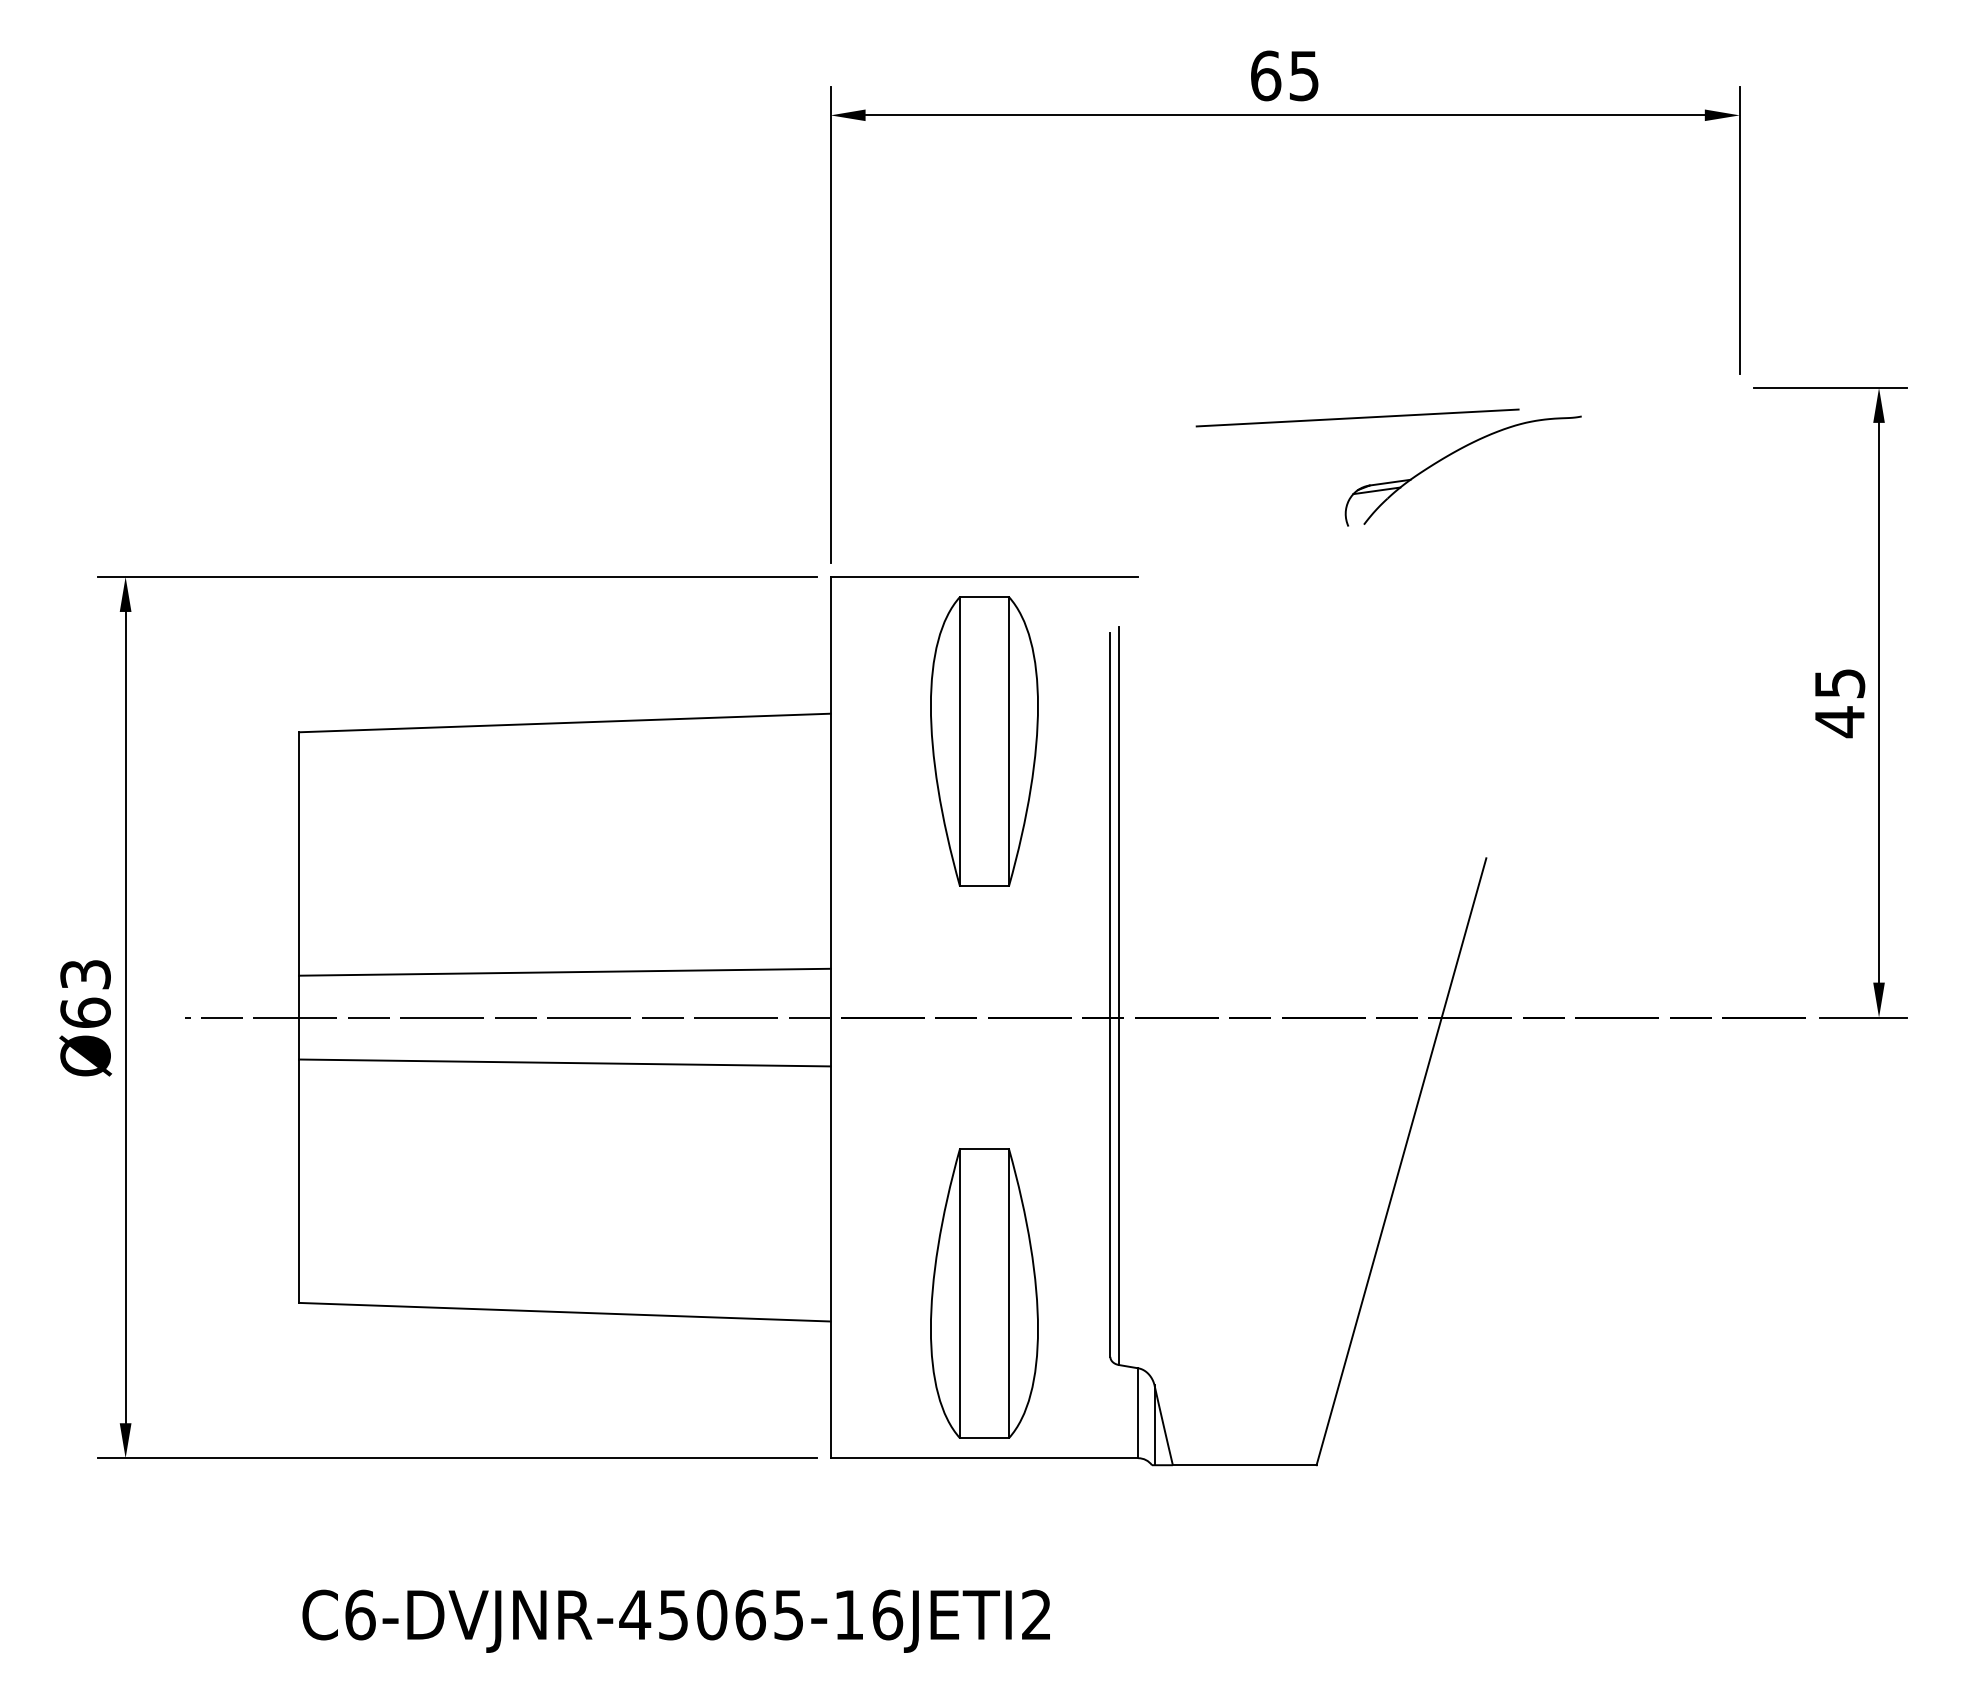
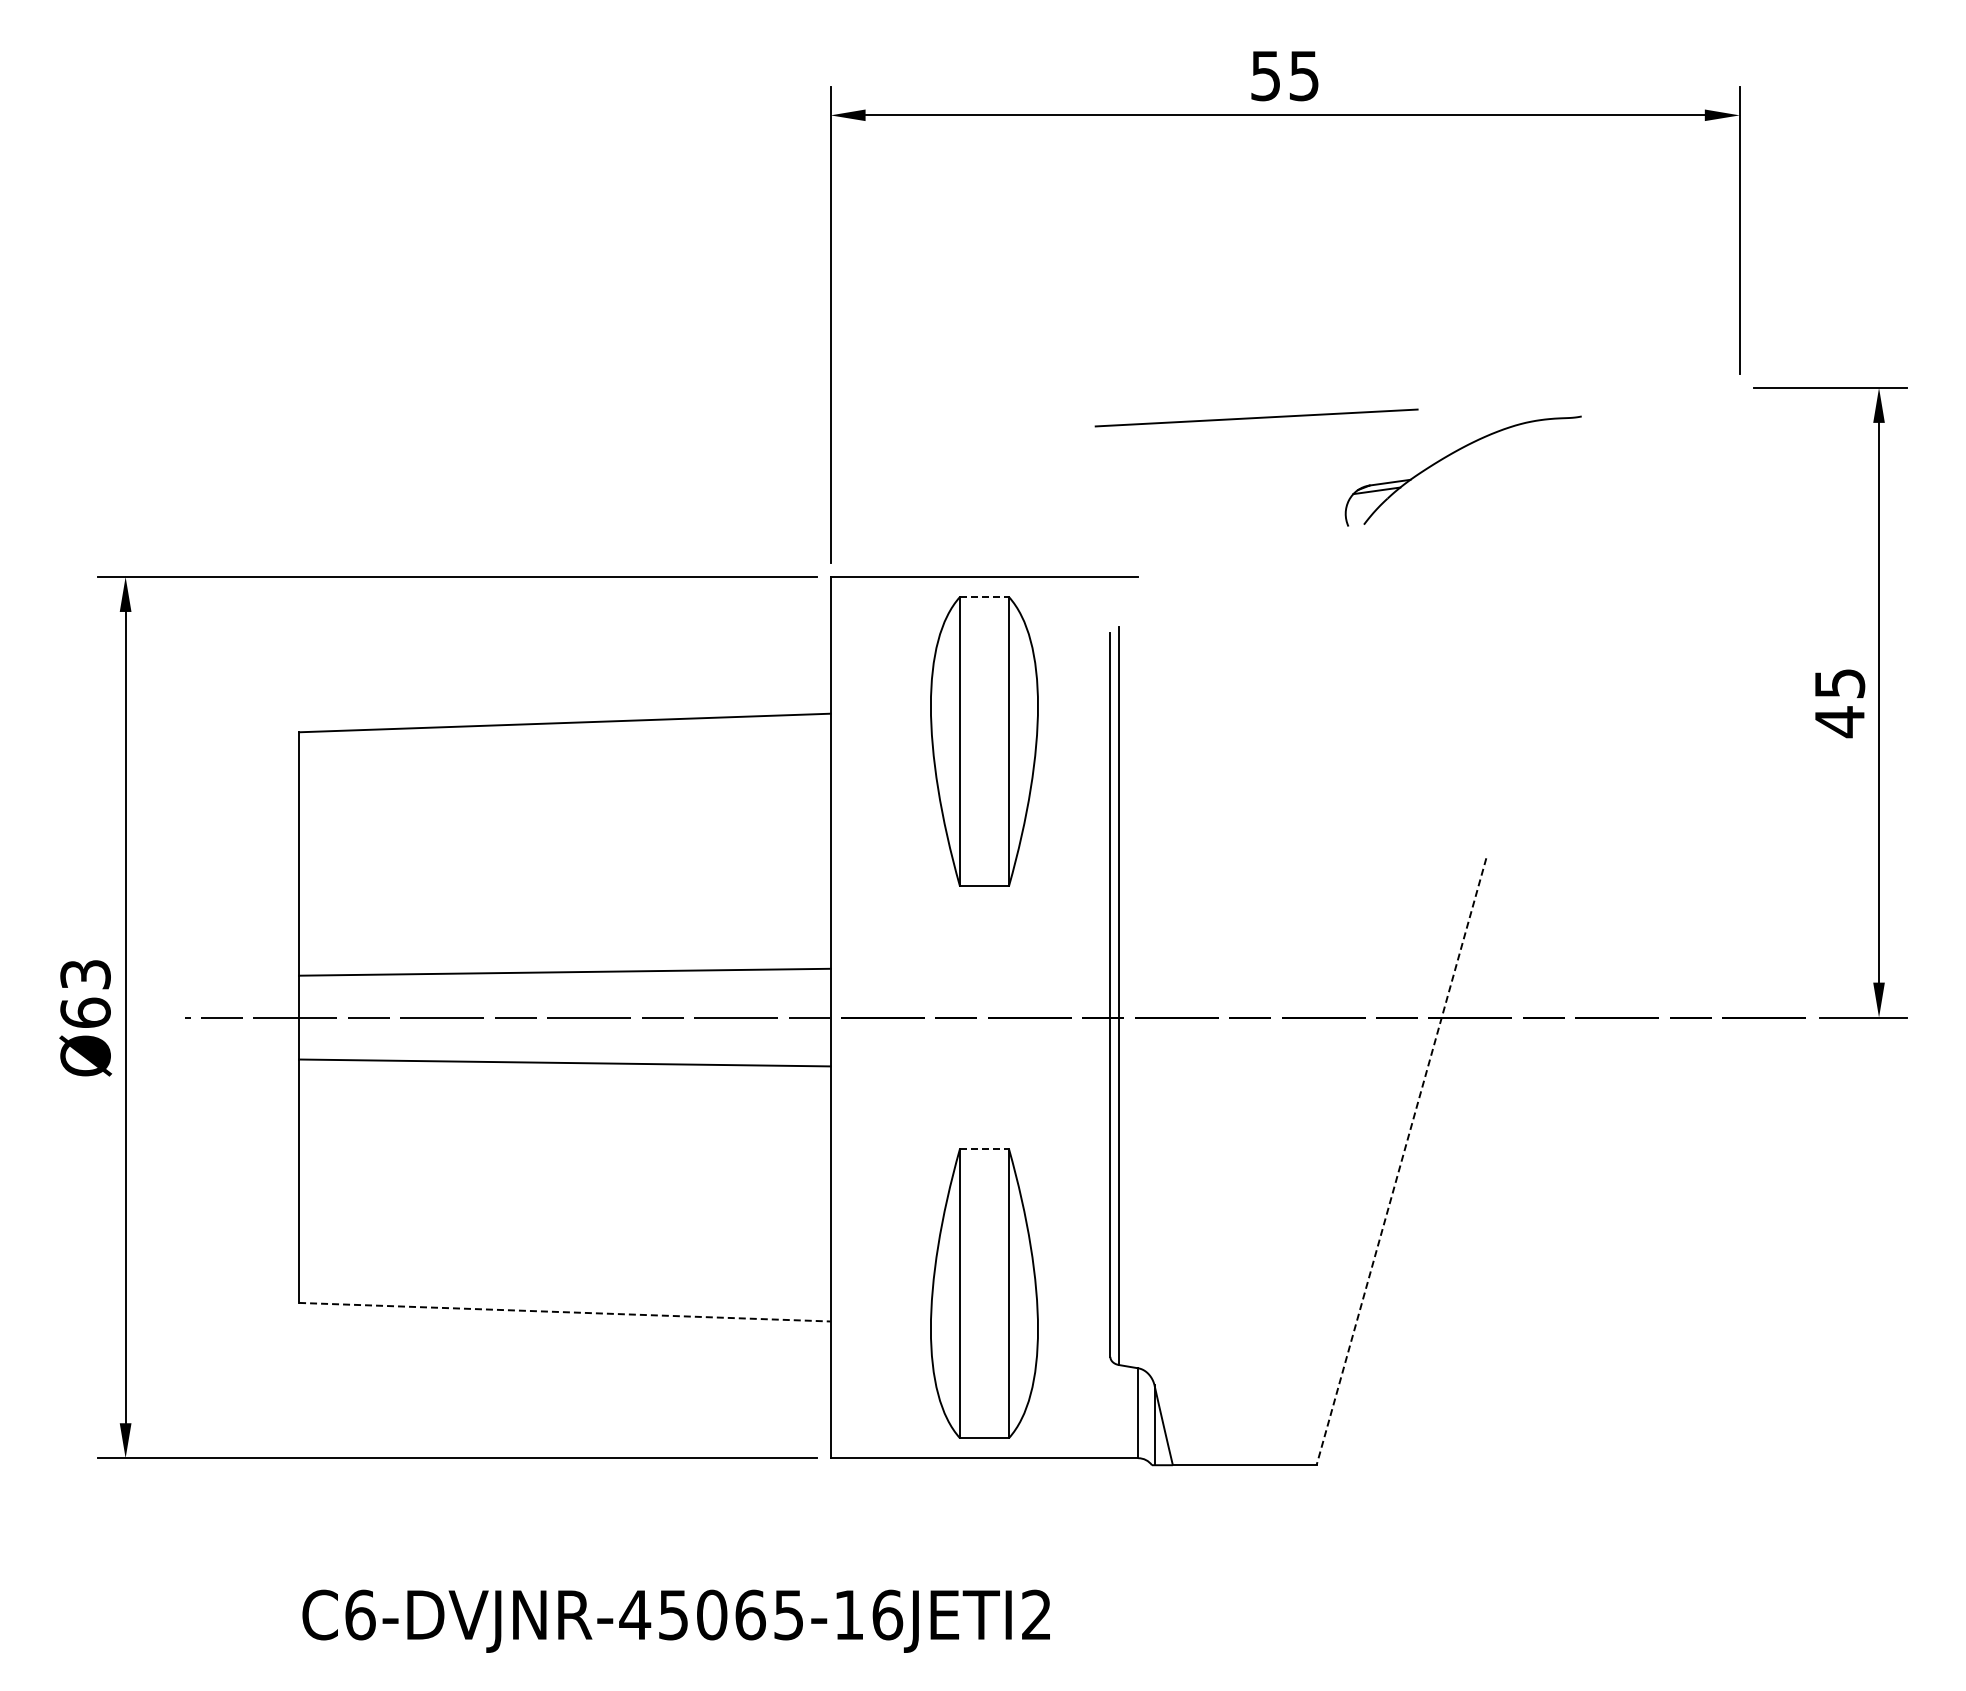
text: 65 -> 55 (1266, 75)
line position: (1357, 417) -> (1256, 417) (1256, 417)
line: solid -> dashed (984, 597)
line: solid -> dashed (984, 1148)
line: solid -> dashed (1401, 1162)
line: solid -> dashed (564, 1312)
